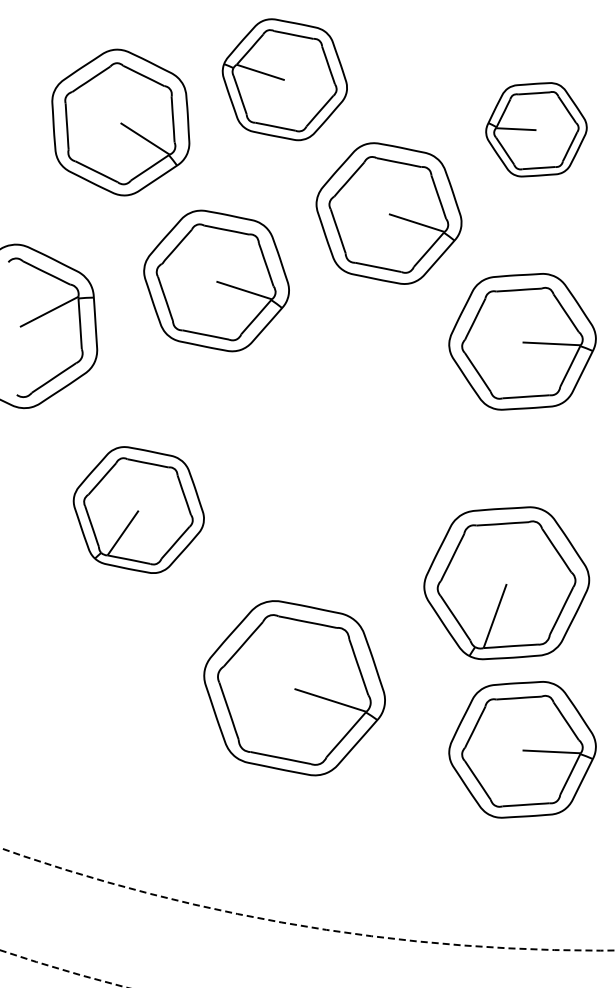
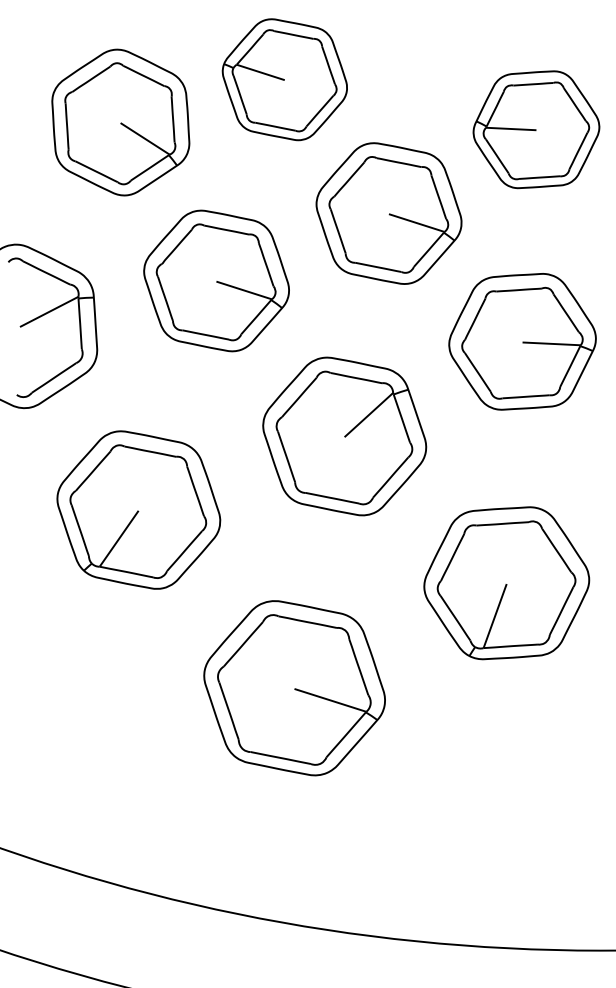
part size: 103x96 px -> 129x120 px (536, 129)
part: none -> present (344, 436)
part size: 133x128 px -> 166x160 px (138, 509)
part: present -> none (522, 749)
circle: dashed -> solid (307, 899)
circle: dashed -> solid (63, 968)
